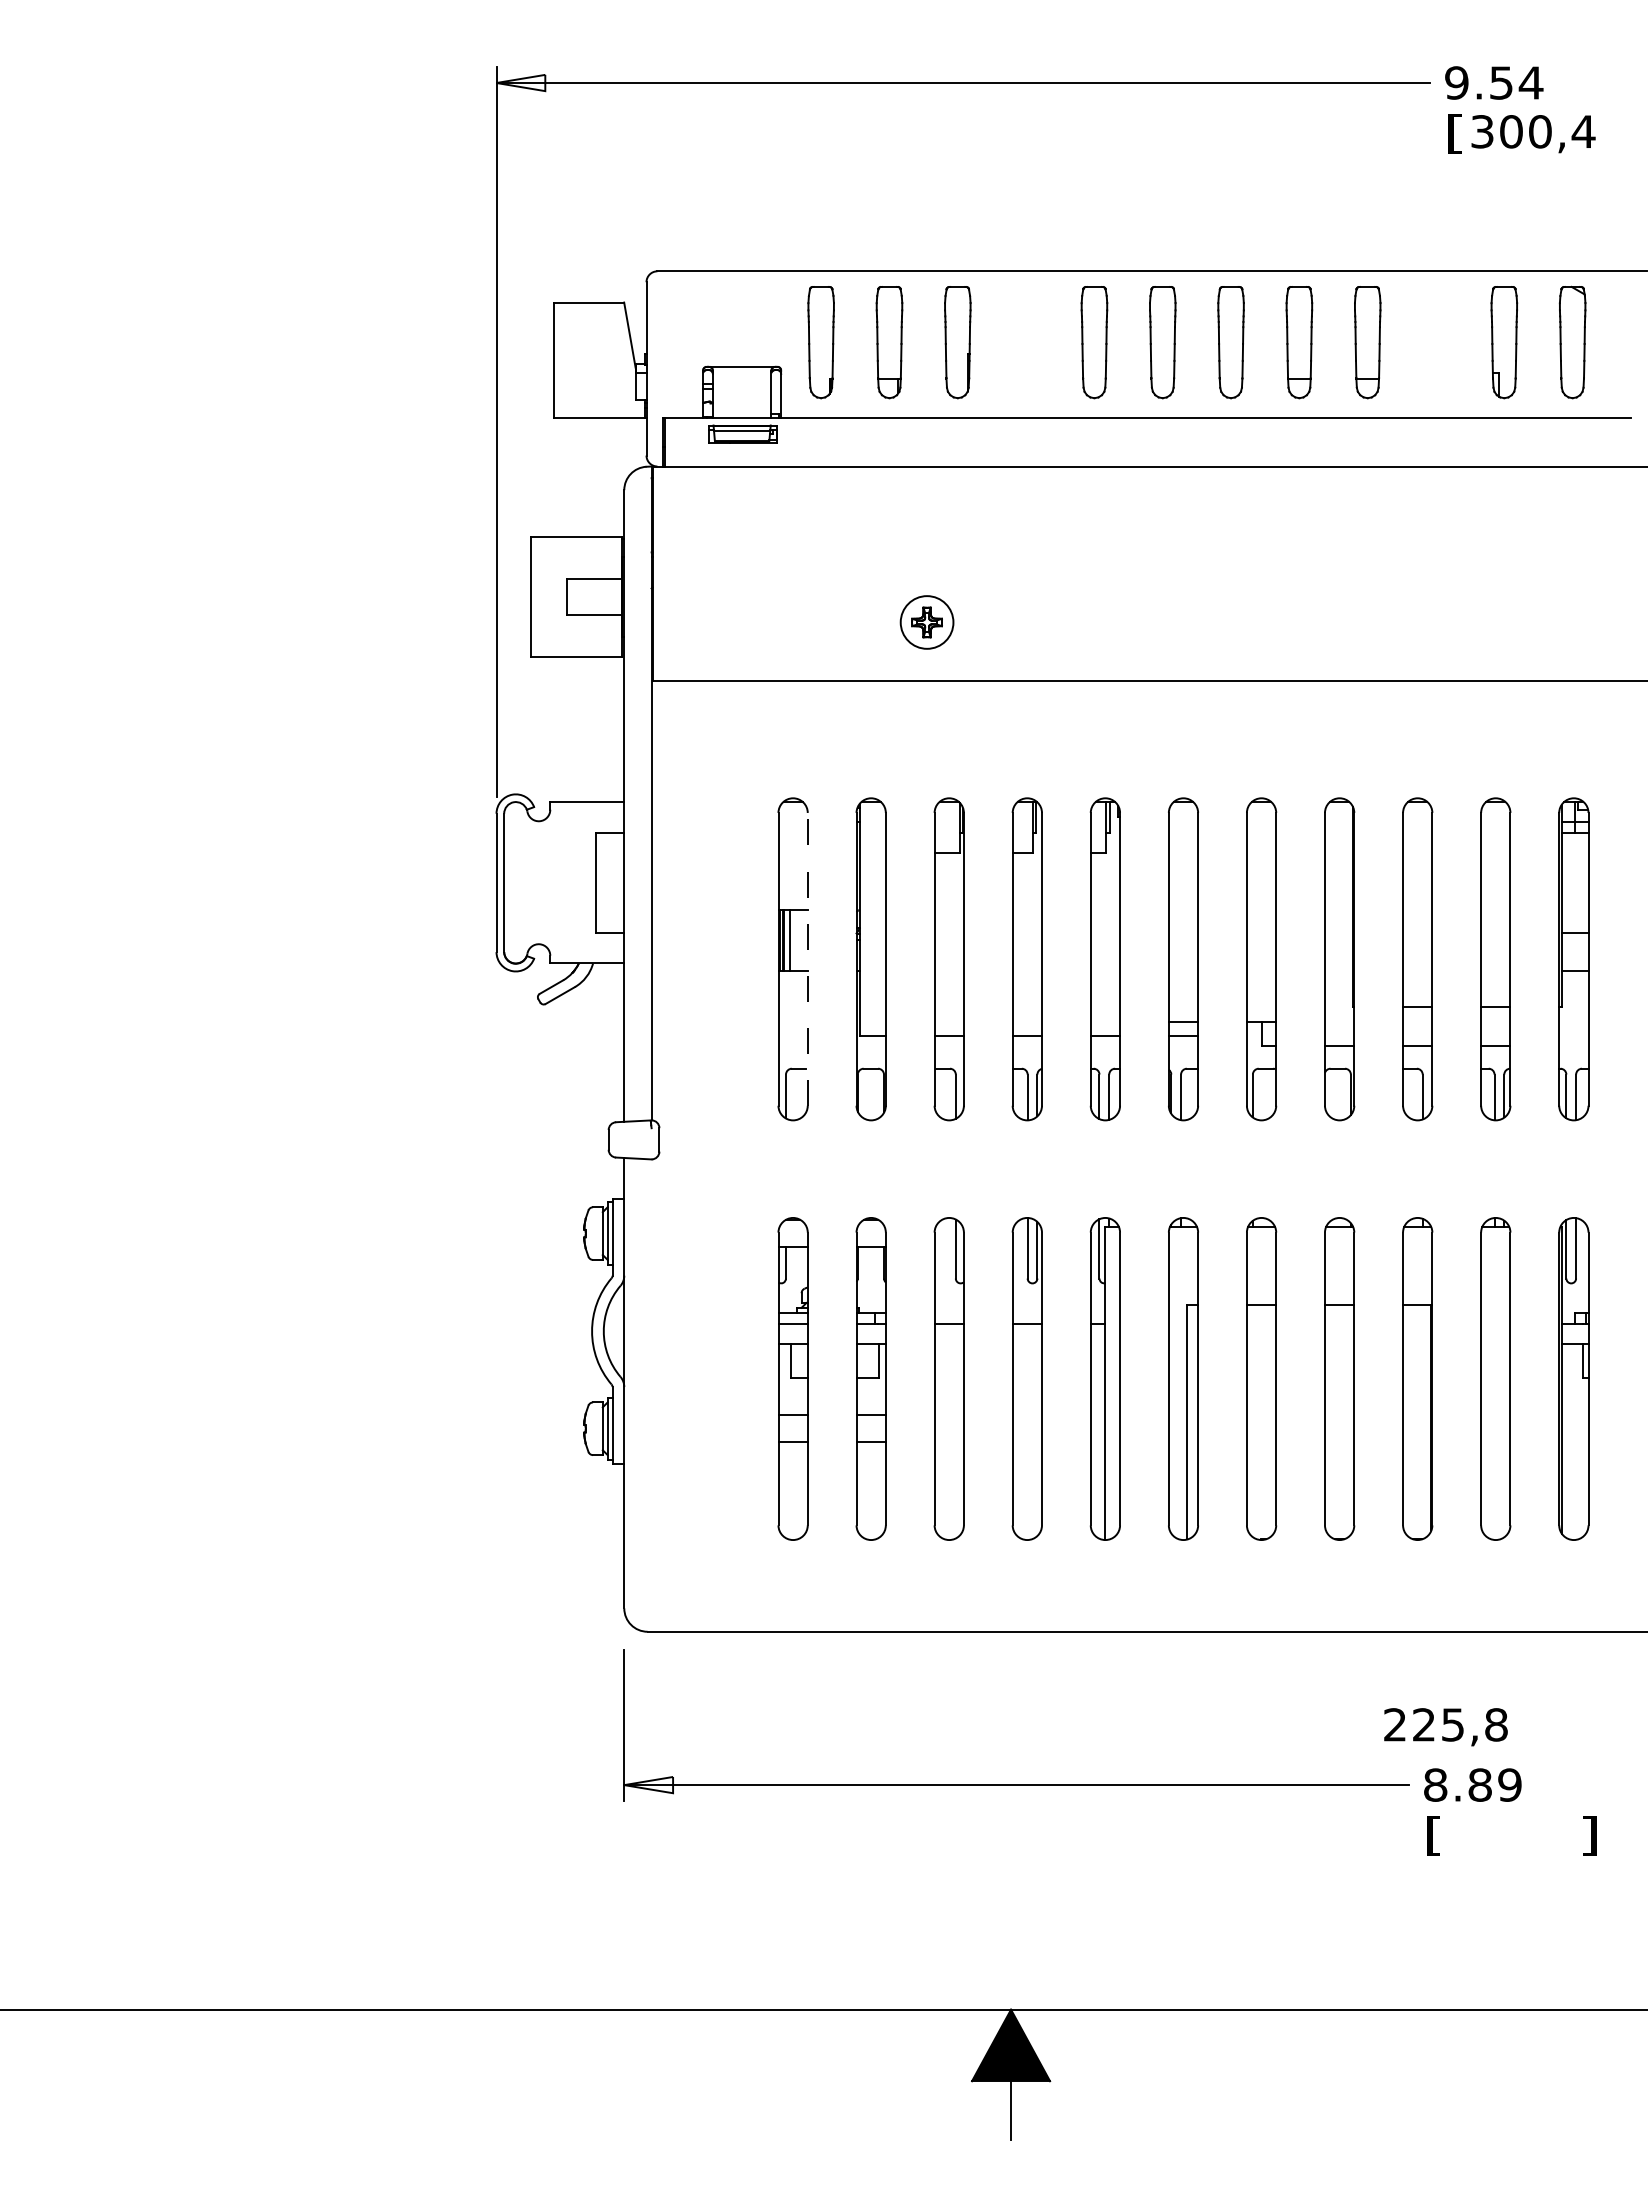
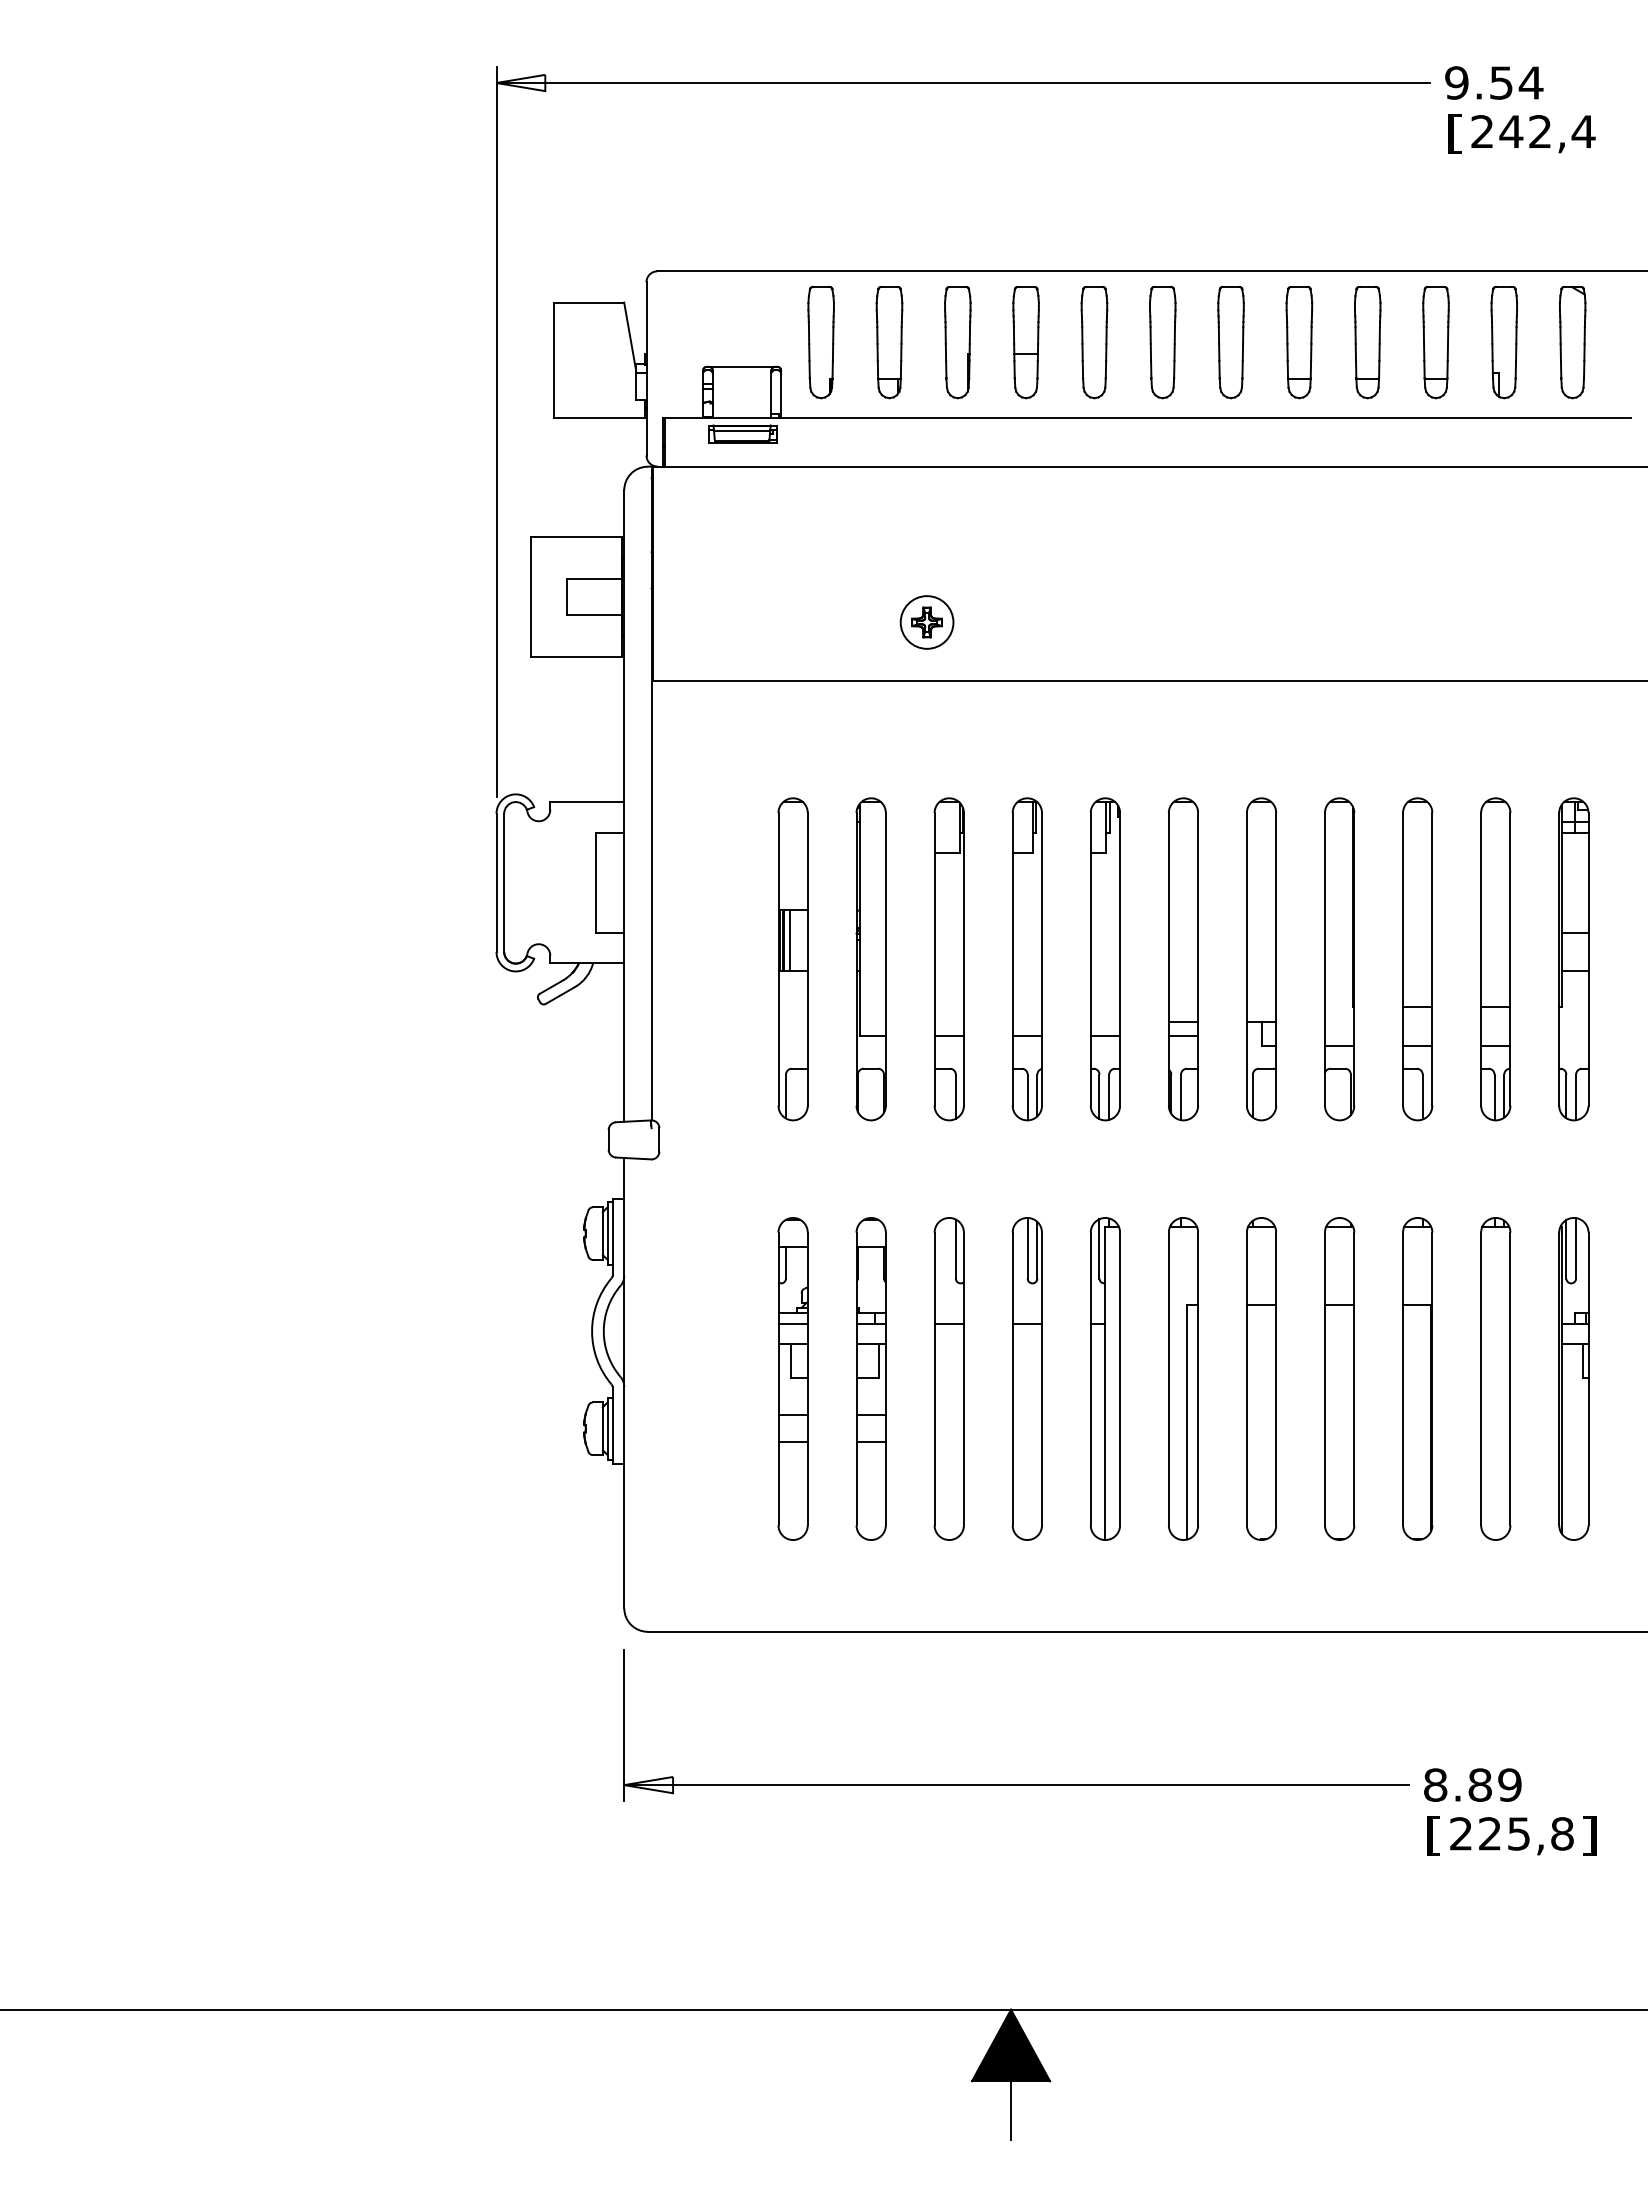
text: 300,4 -> 242,4 (1511, 131)
part: none -> present (1025, 342)
part: none -> present (1435, 342)
line: dashed -> solid (807, 958)
text position: (1445, 1727) -> (1511, 1836) (1511, 1836)
